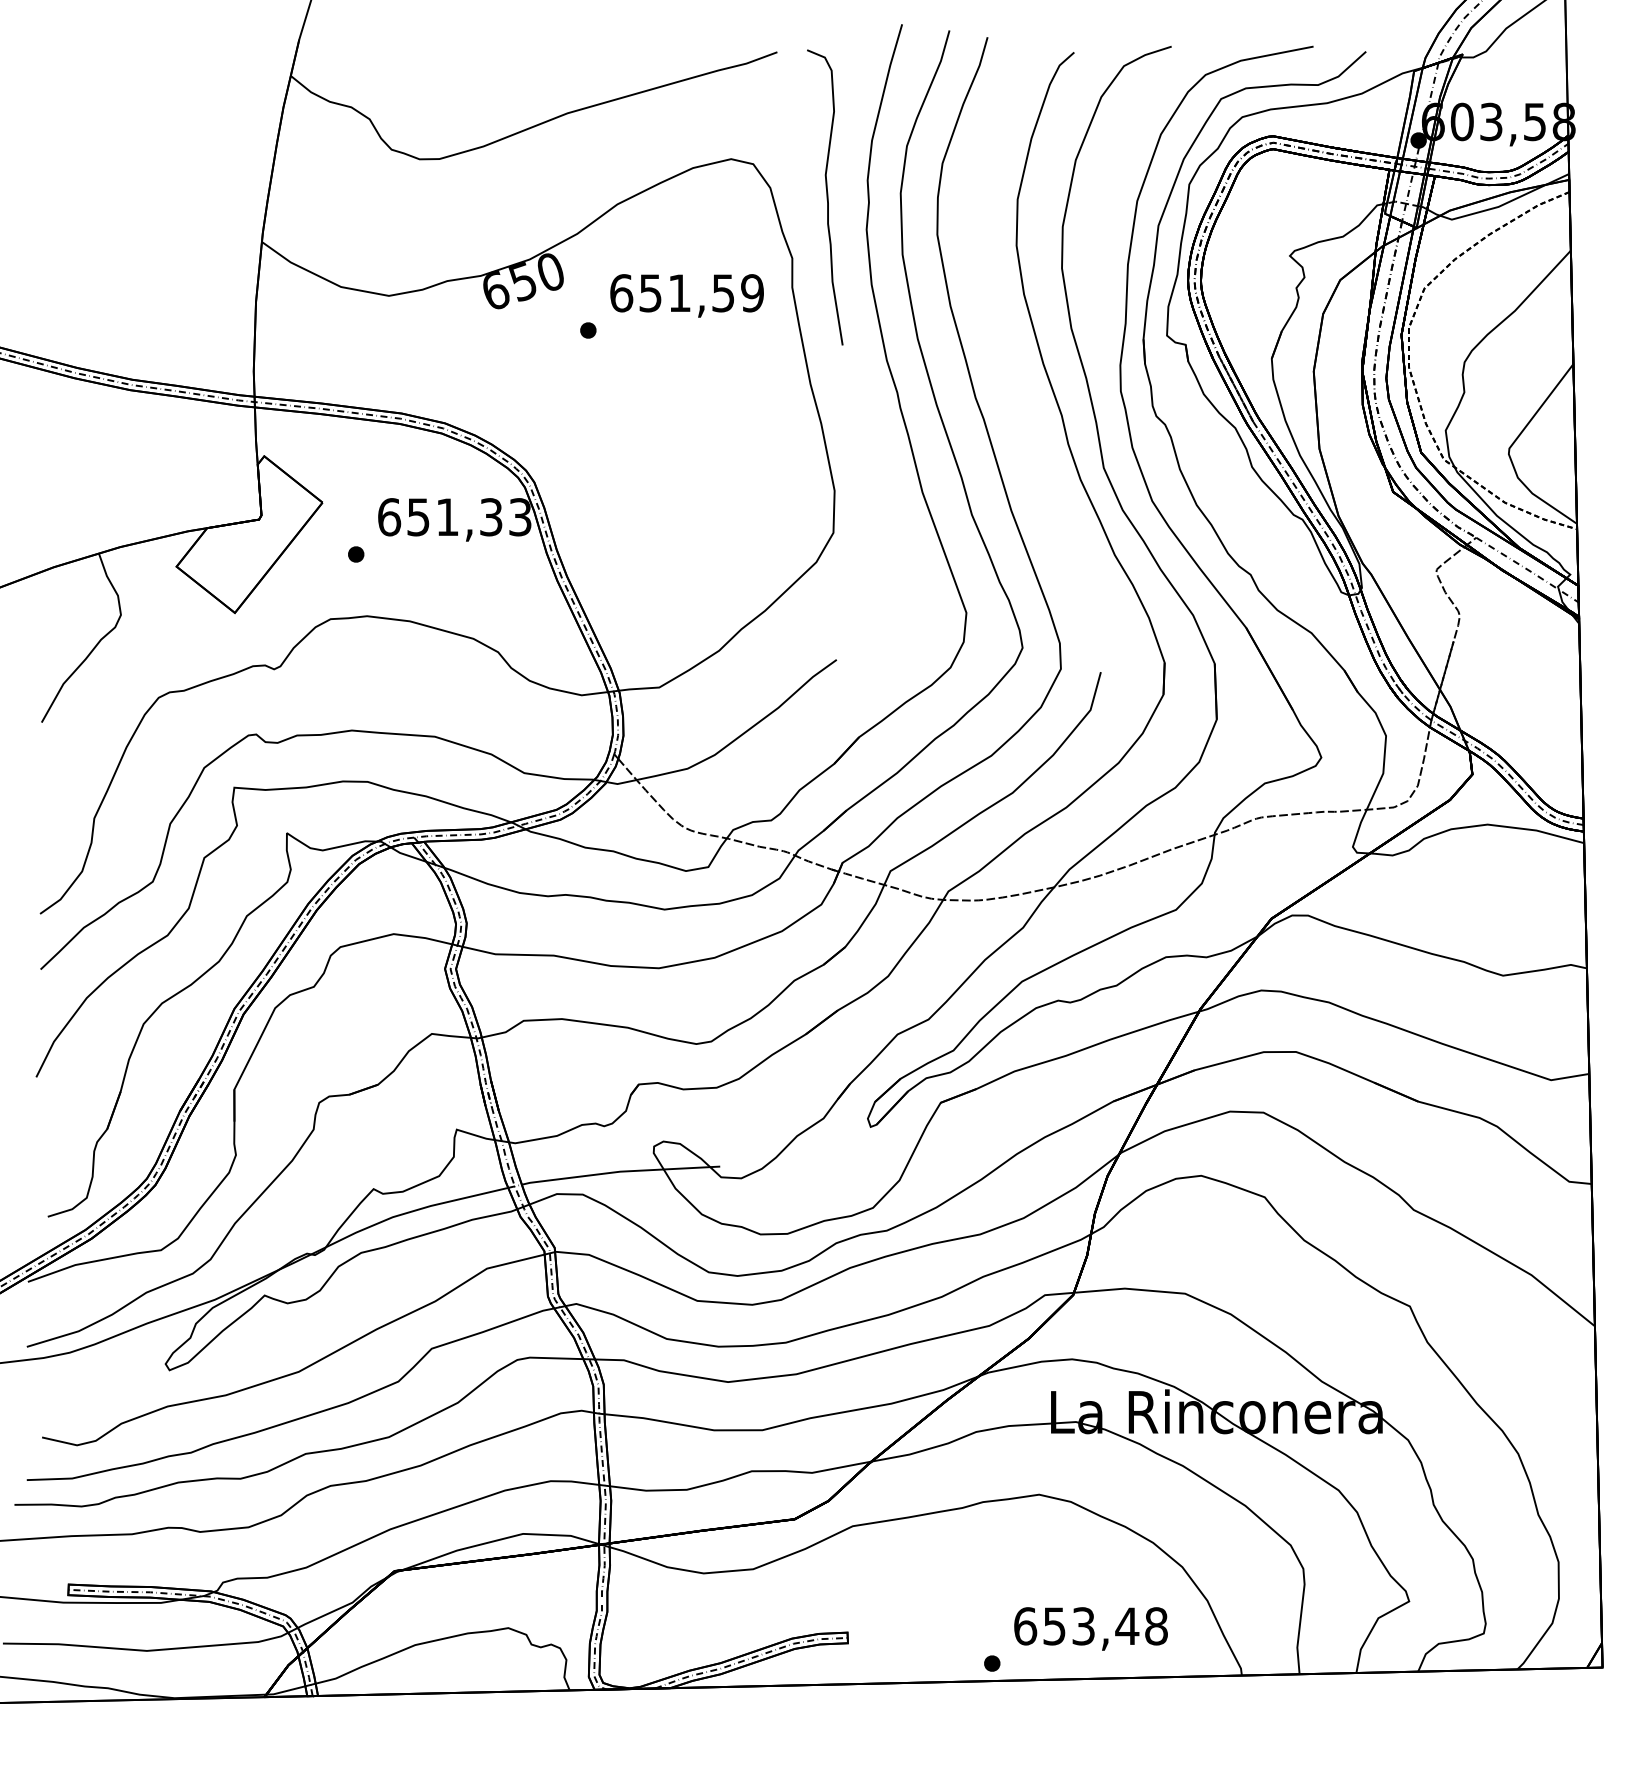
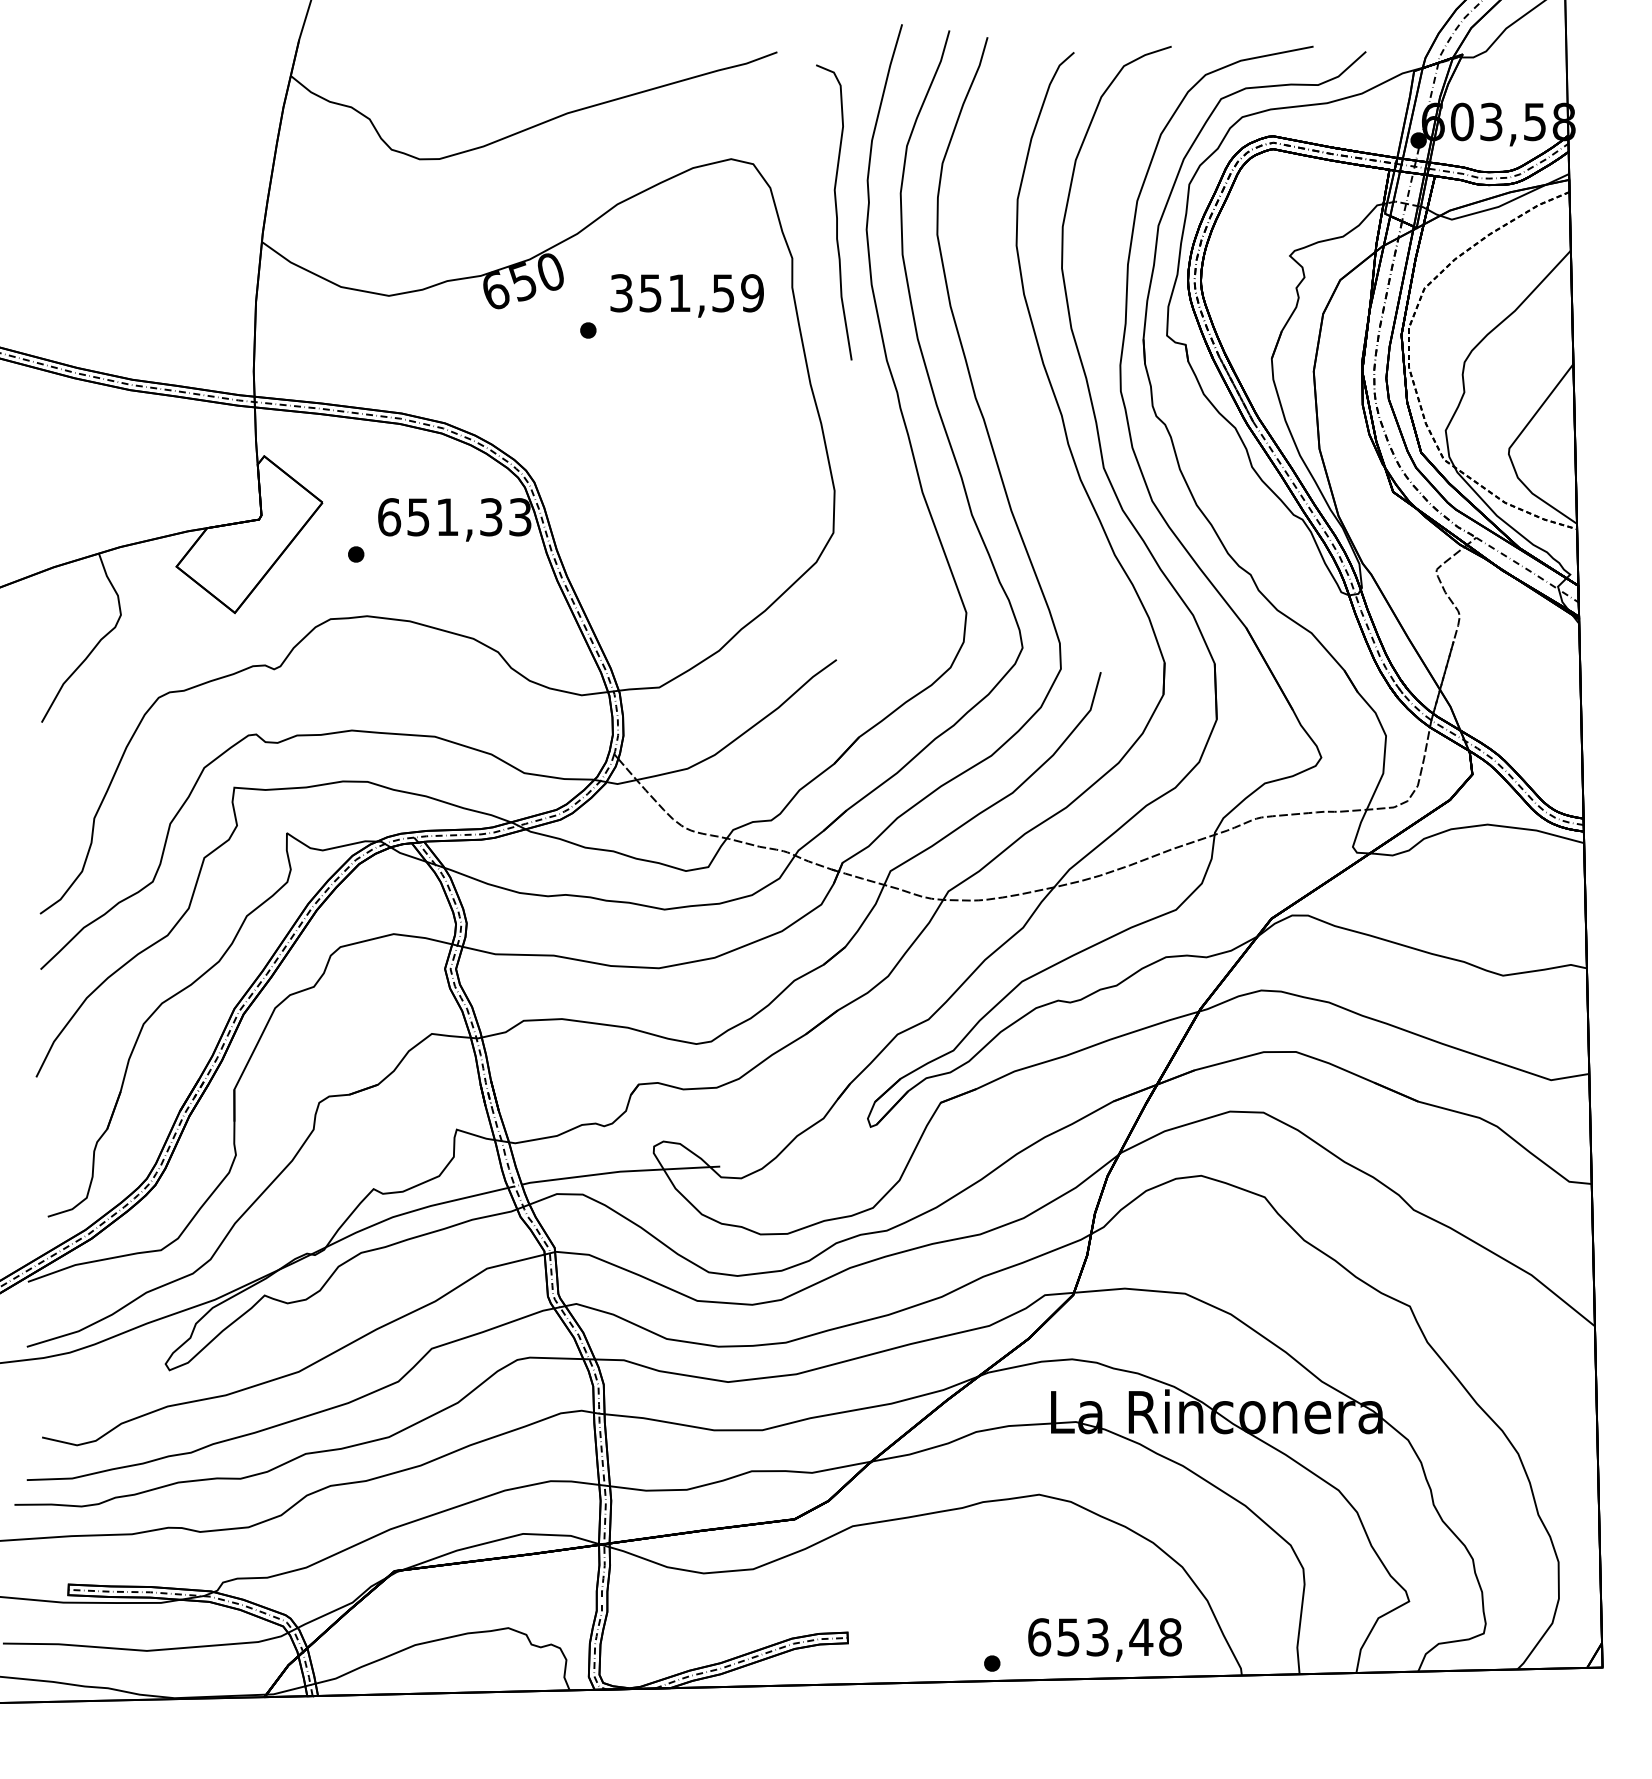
curve position: (826, 197) -> (835, 212) (835, 212)
text: 651,59 -> 351,59 (621, 293)
text position: (1090, 1628) -> (1104, 1639) (1104, 1639)
